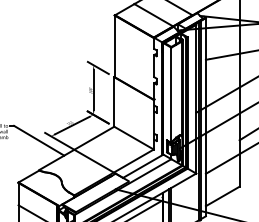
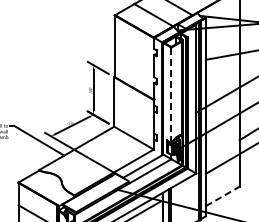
line: solid -> dashed (171, 95)
line: solid -> dashed (223, 196)
